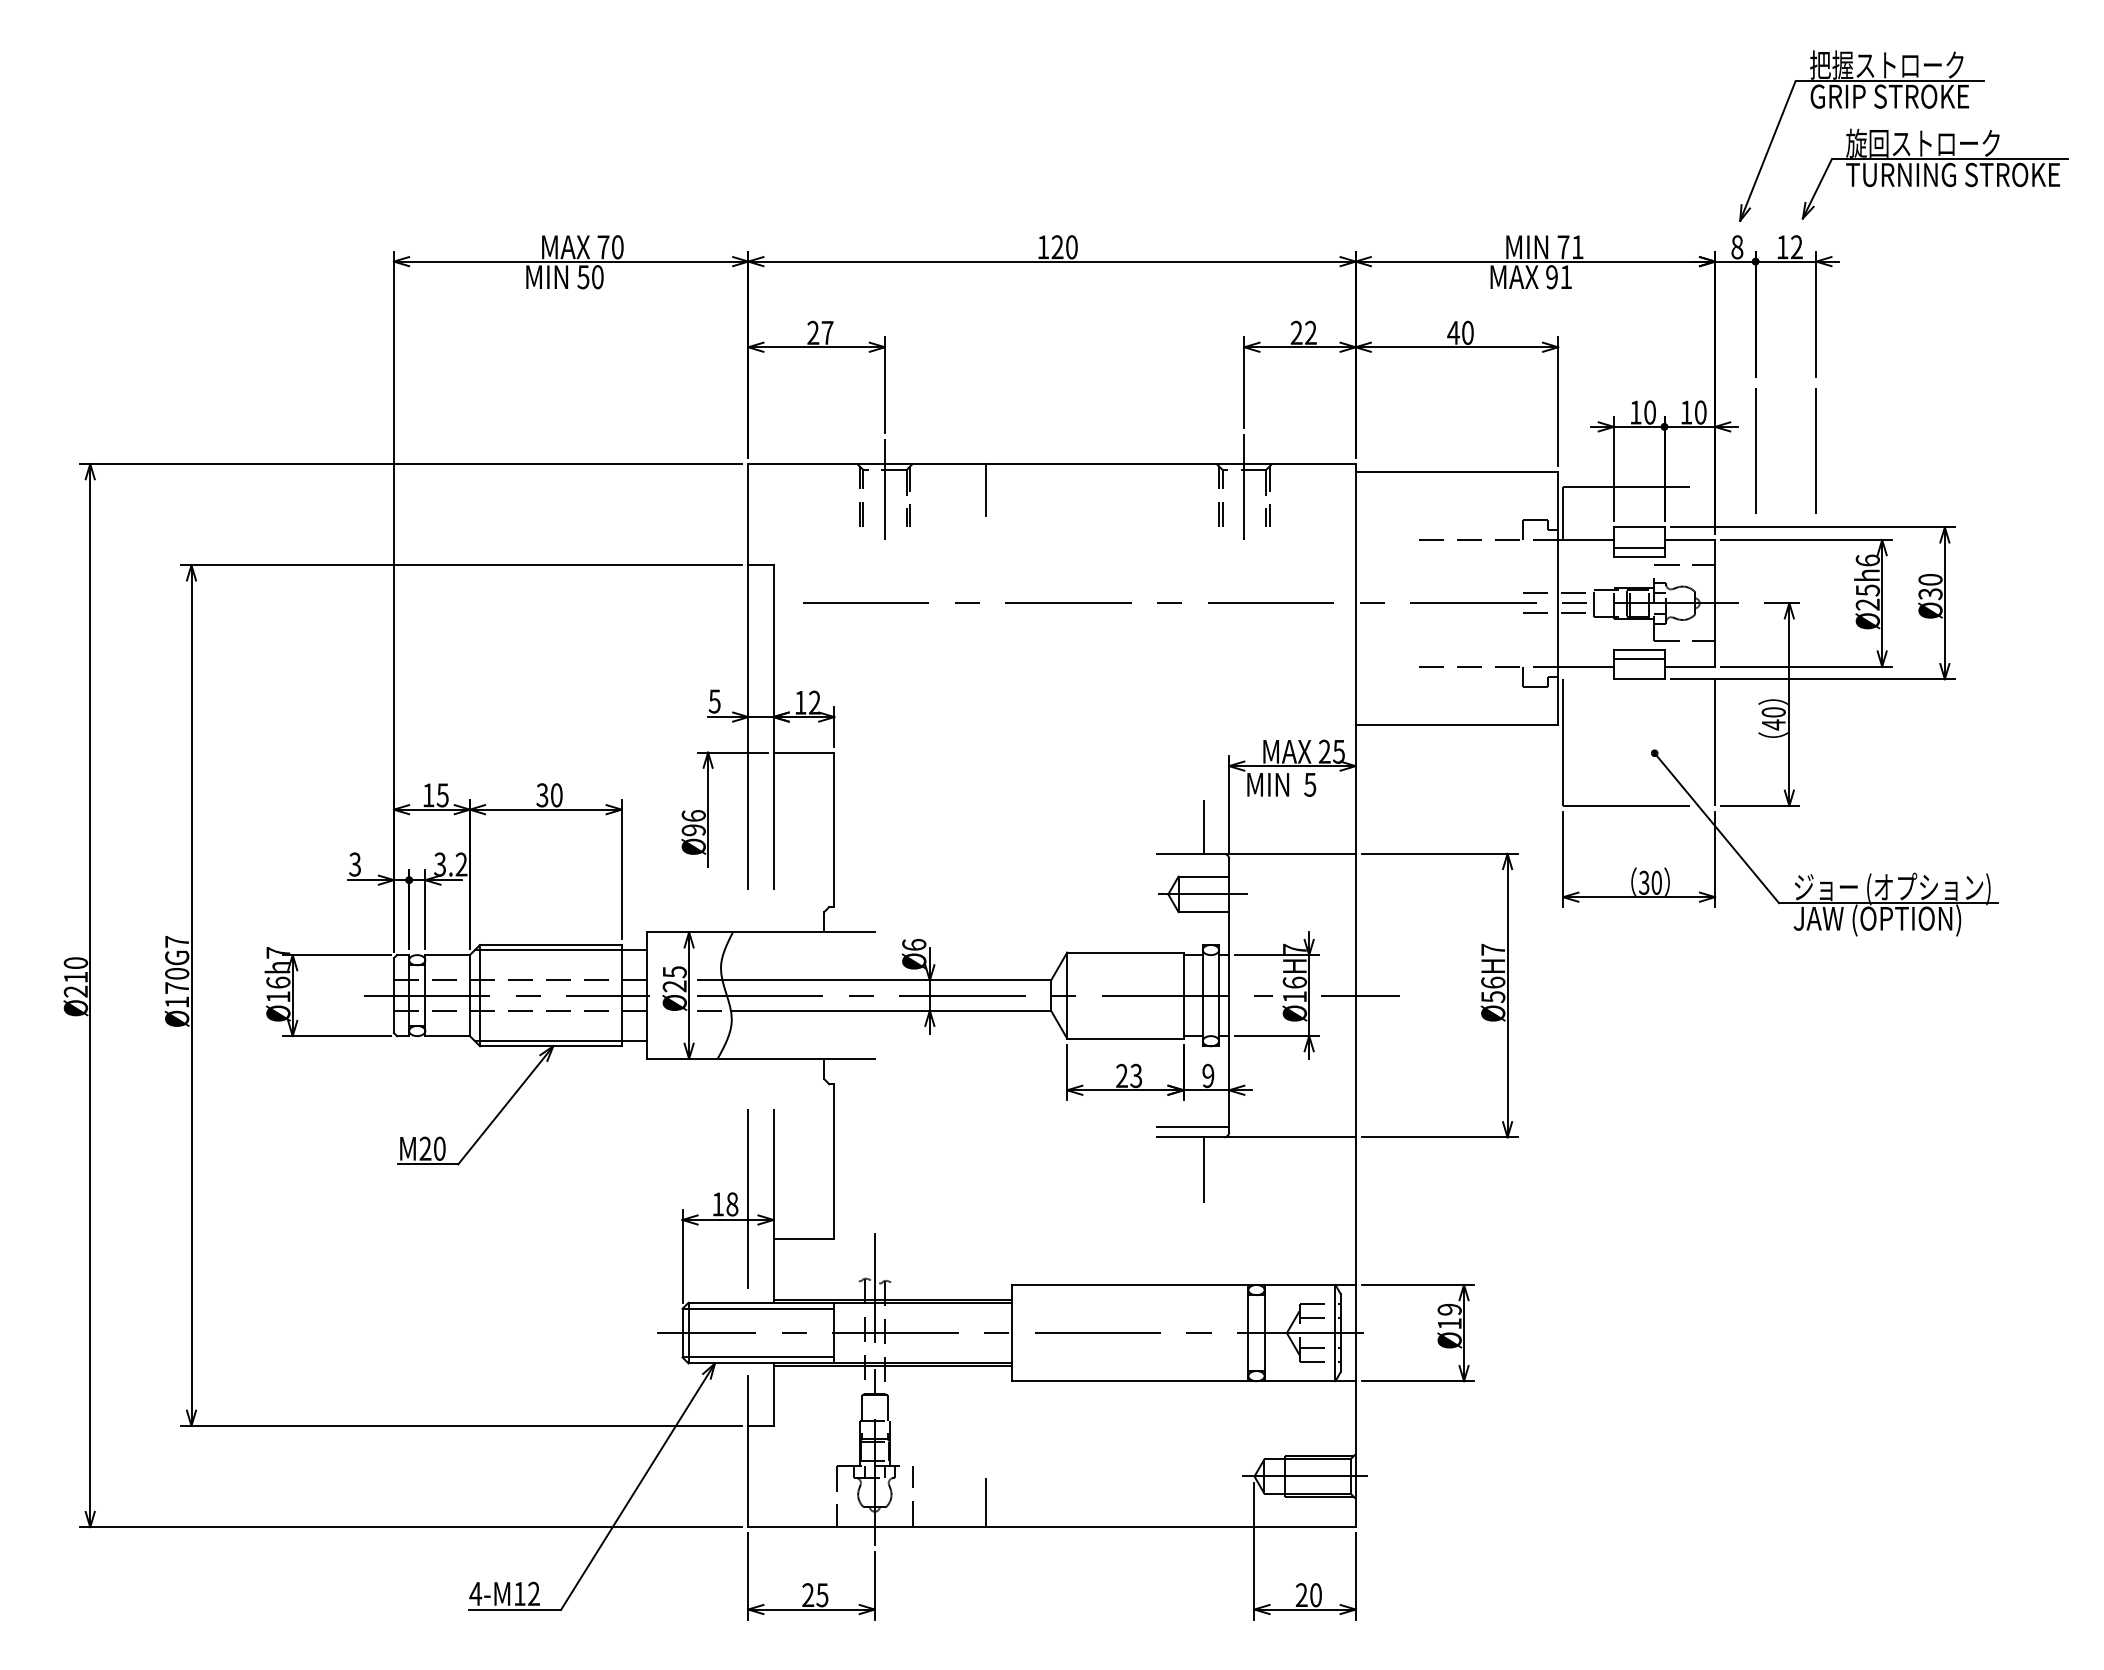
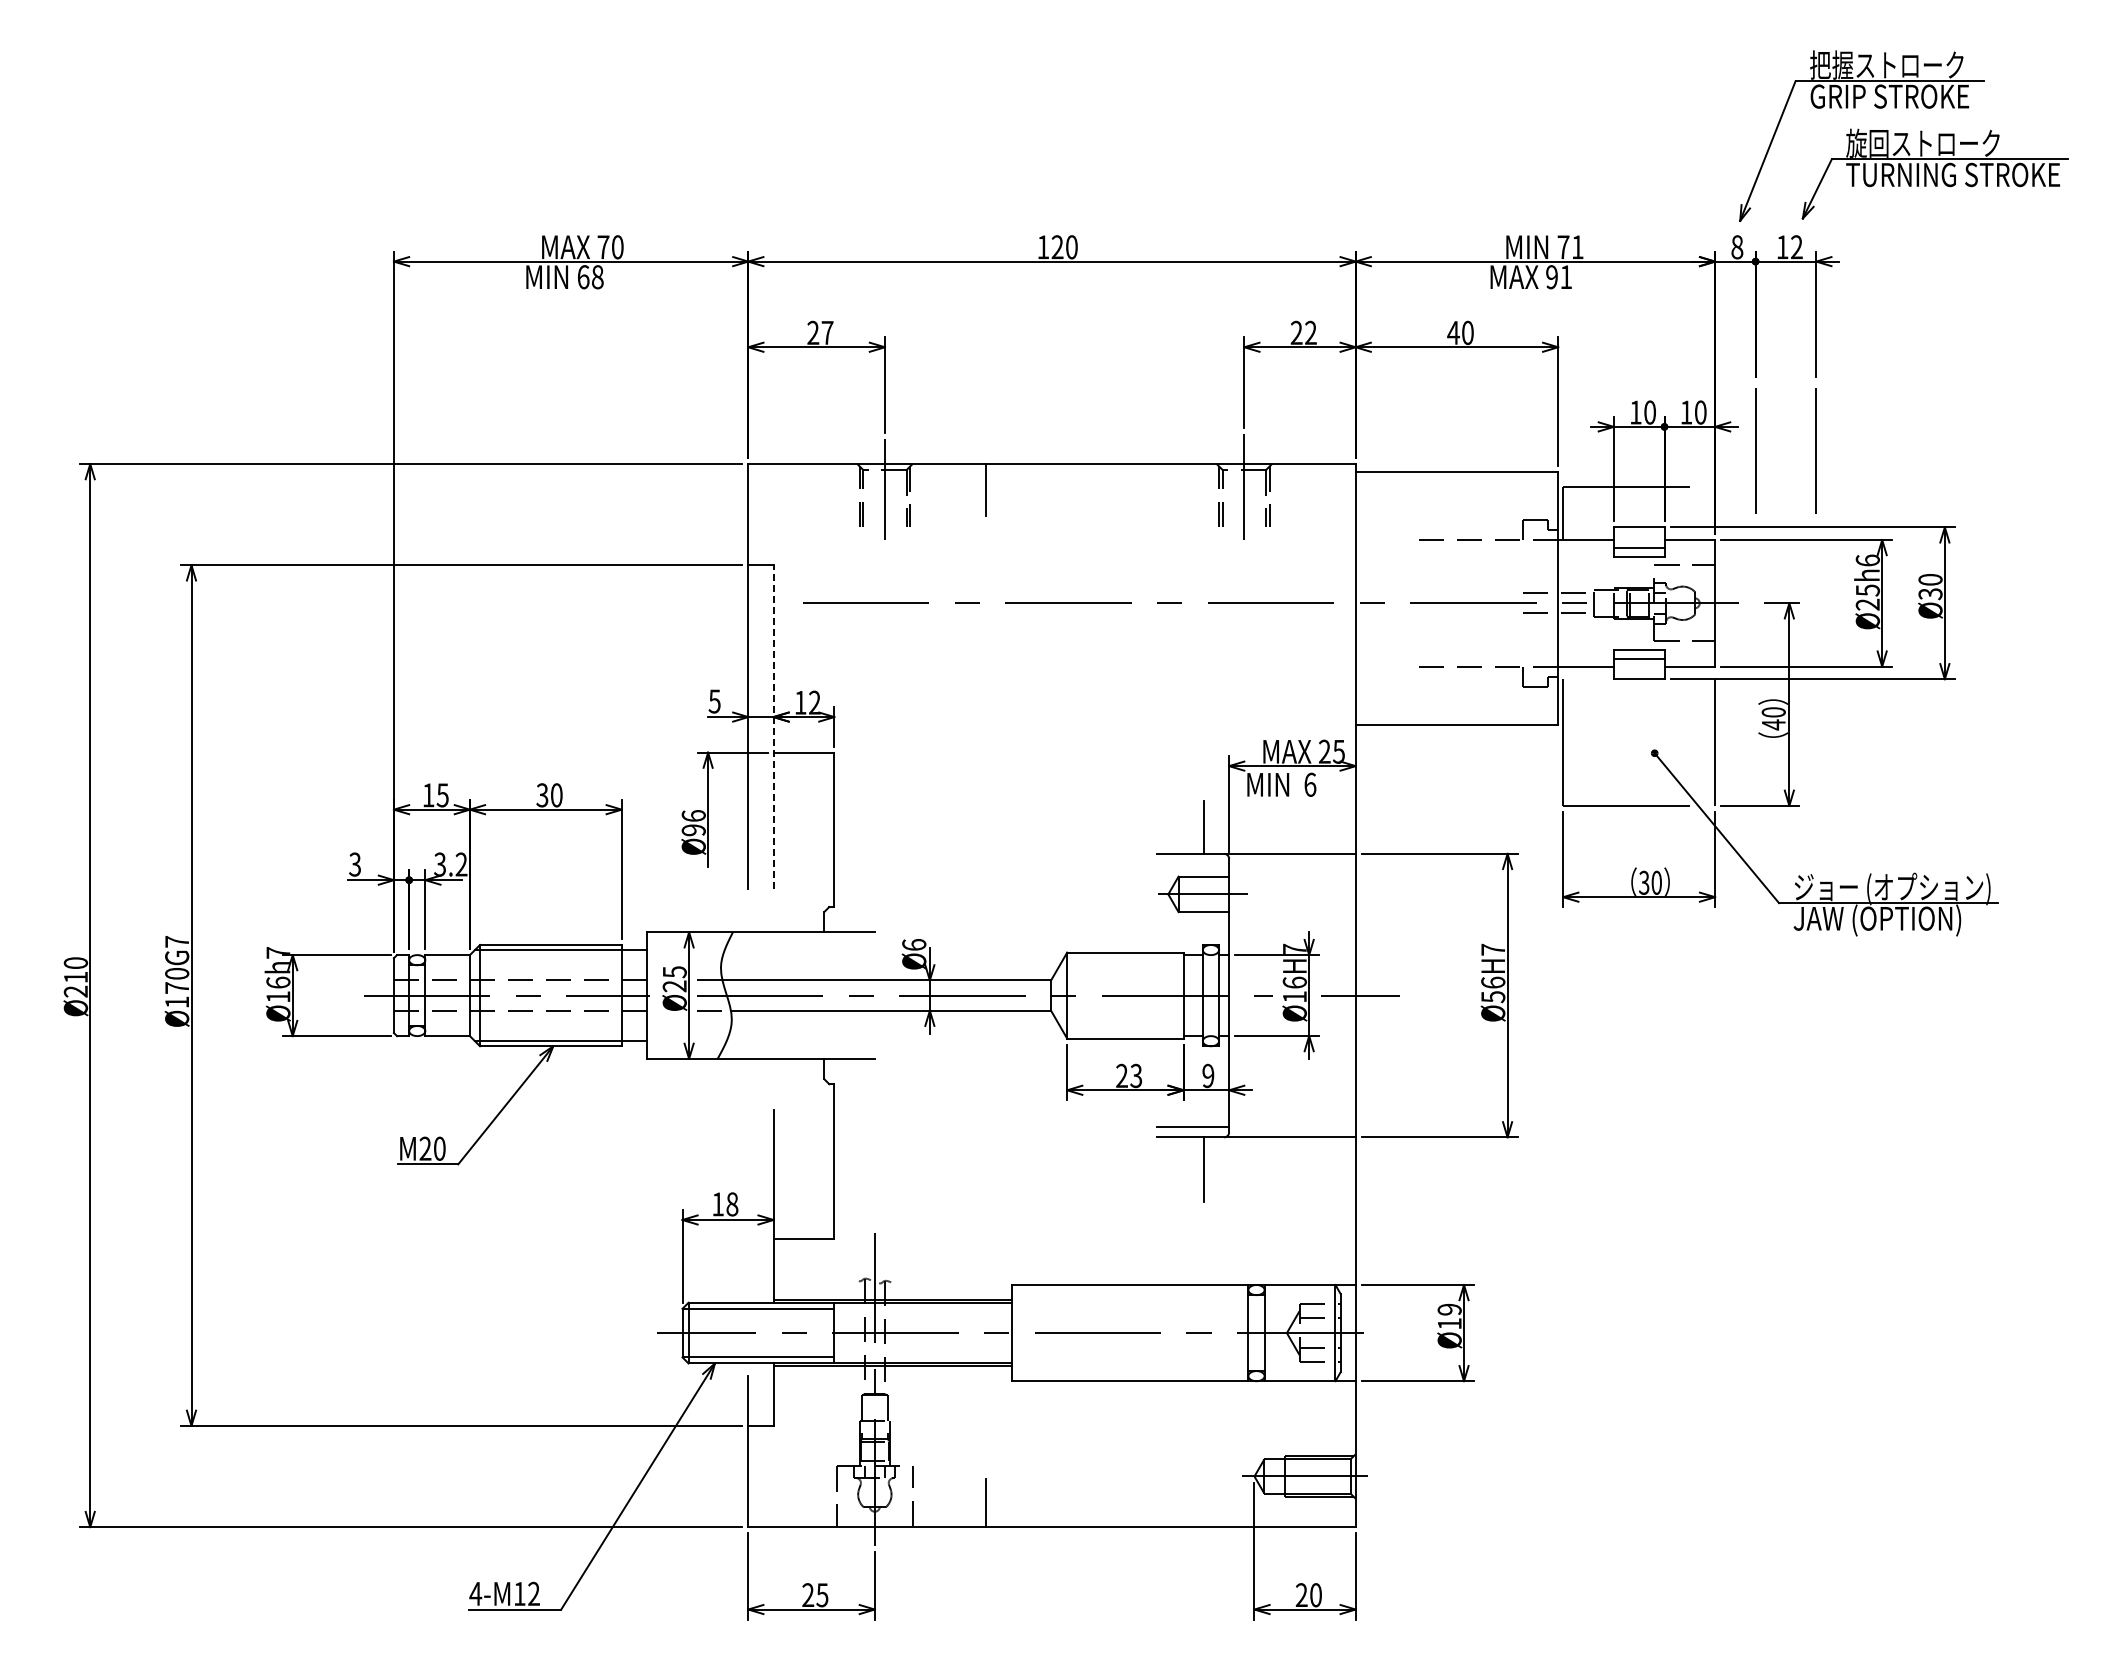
text: 50 -> 68 (590, 277)
line: solid -> dashed (773, 727)
text: 5 -> 6 (1310, 784)
line: present -> none (748, 1198)
